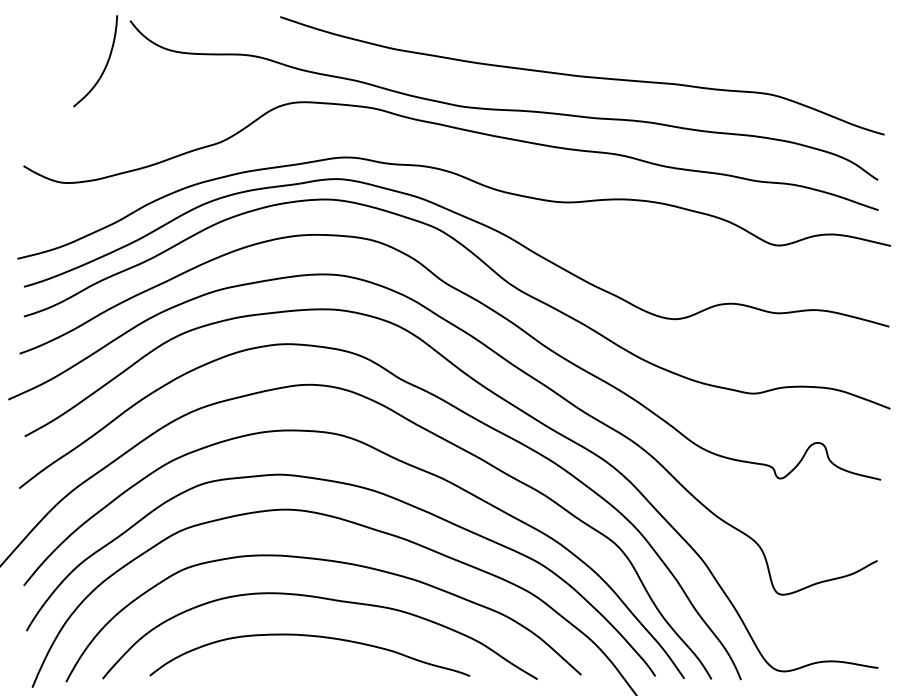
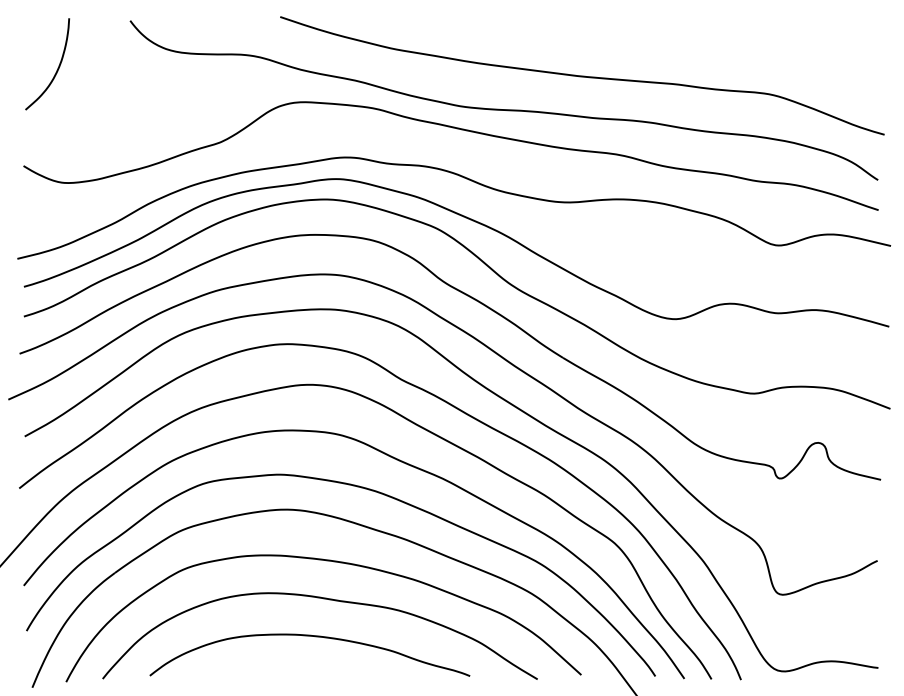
curve position: (105, 65) -> (57, 68) (57, 68)
